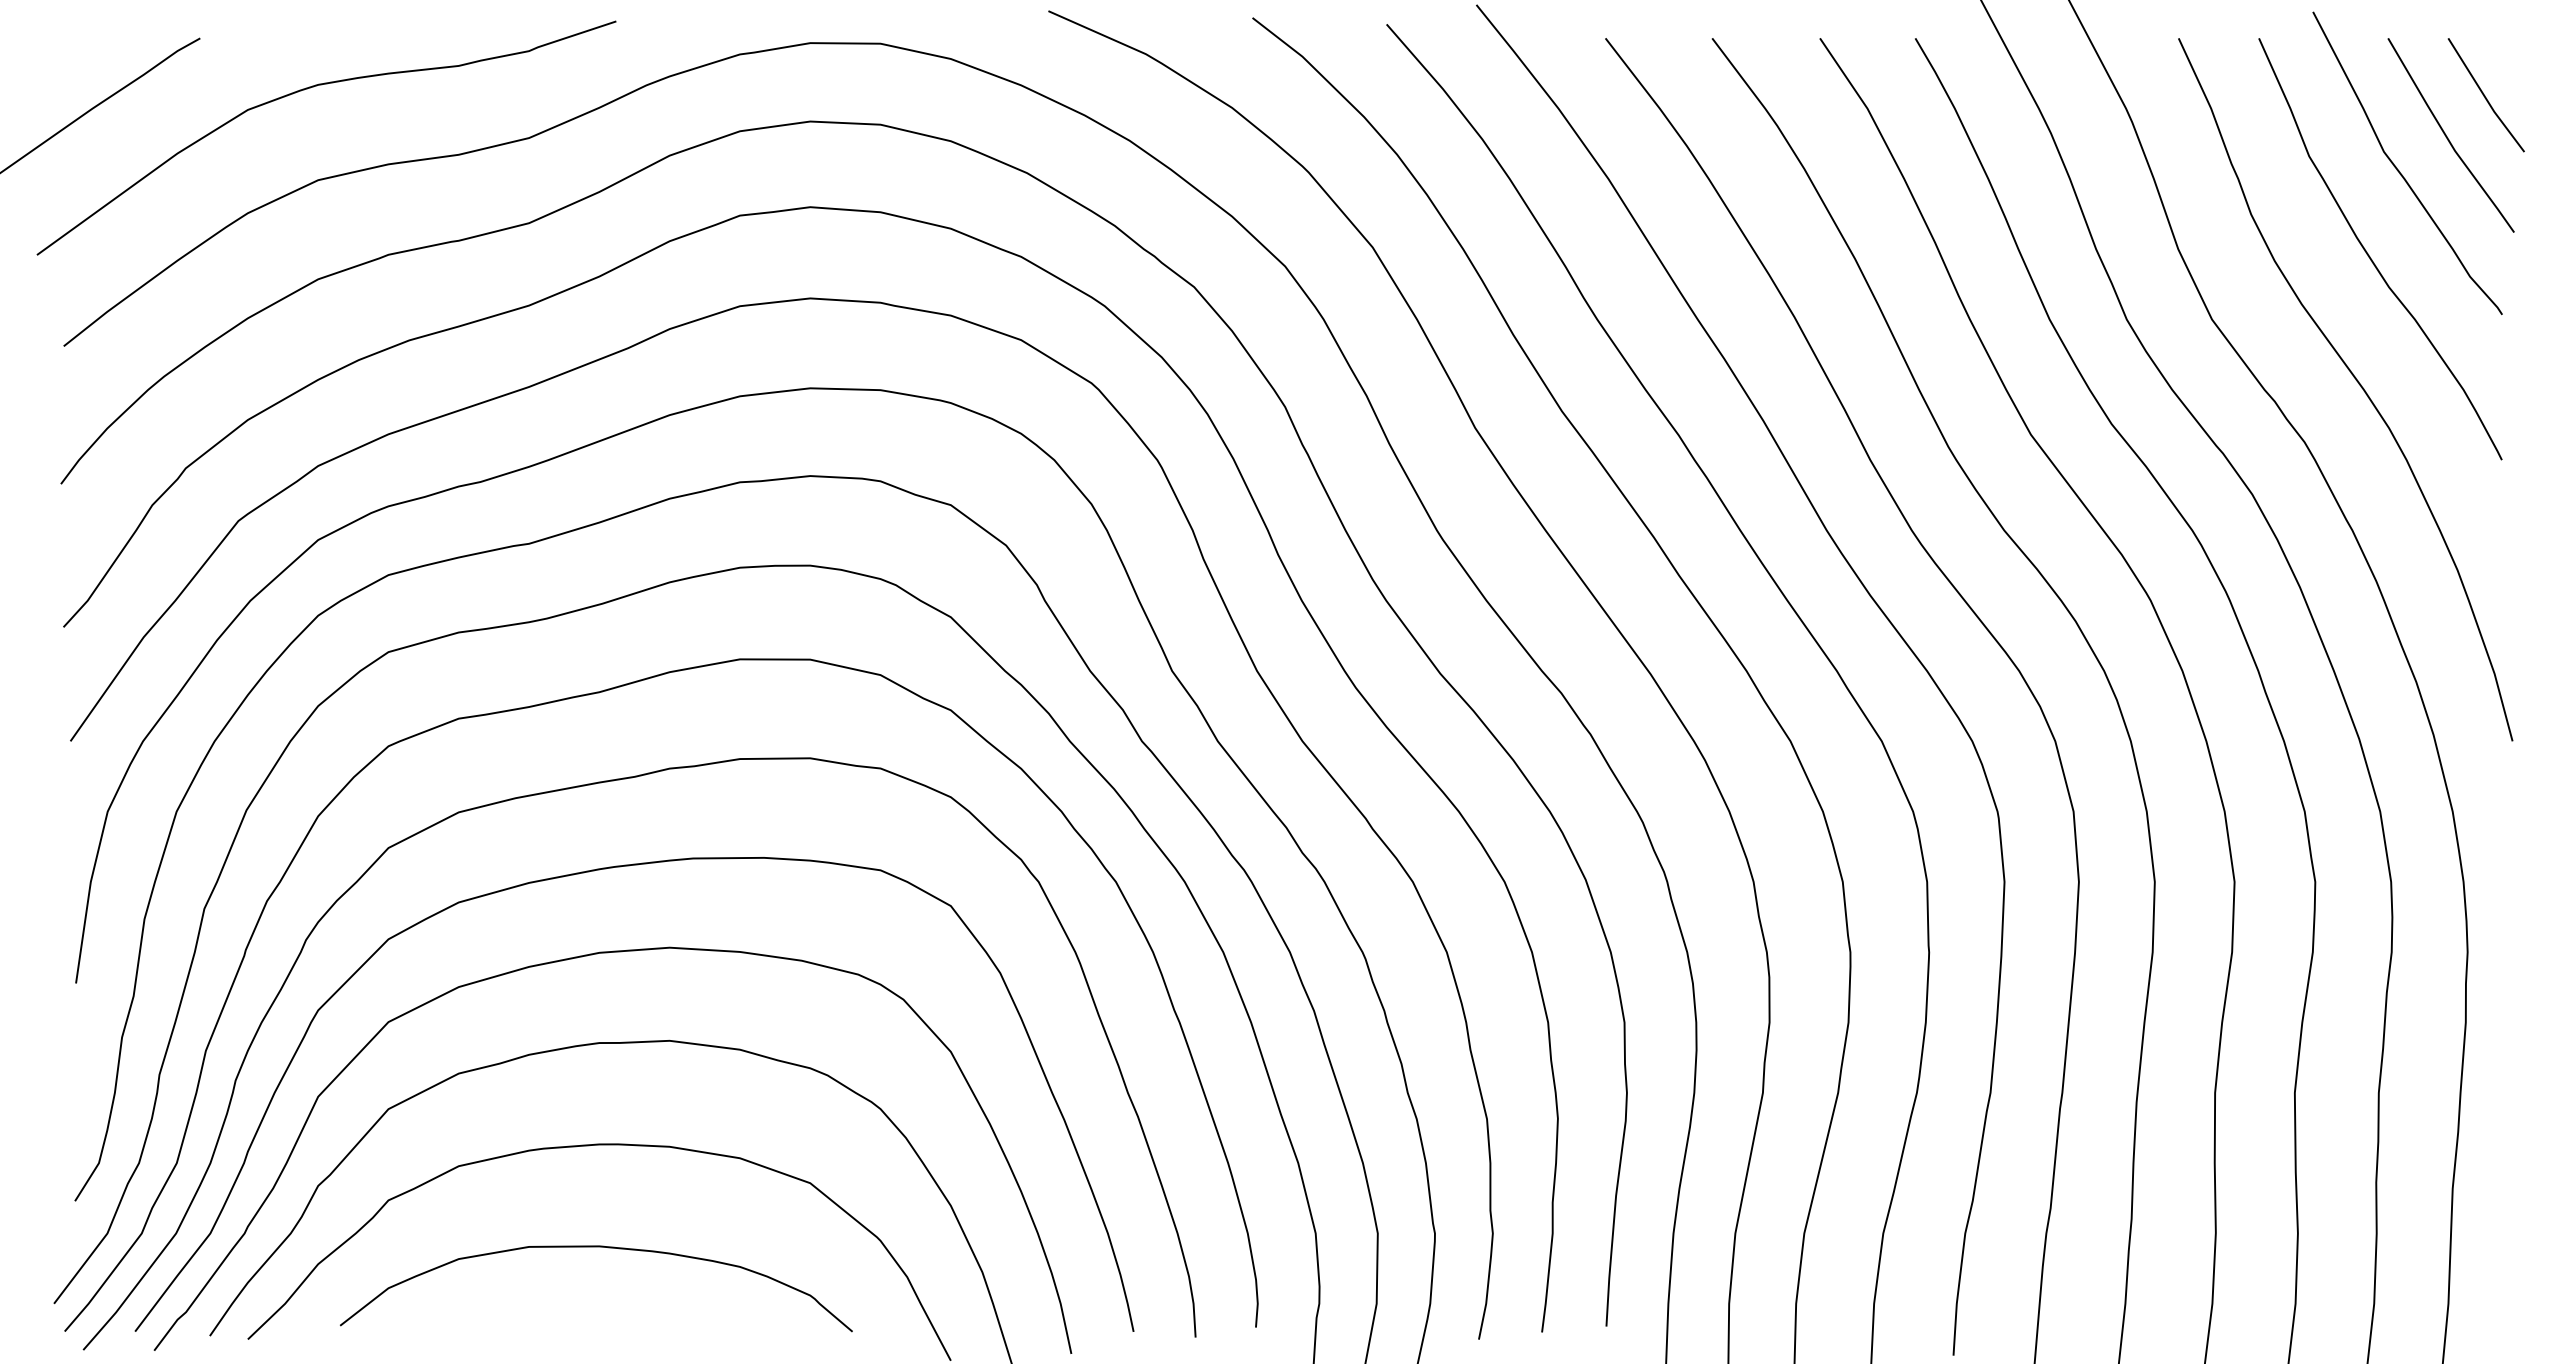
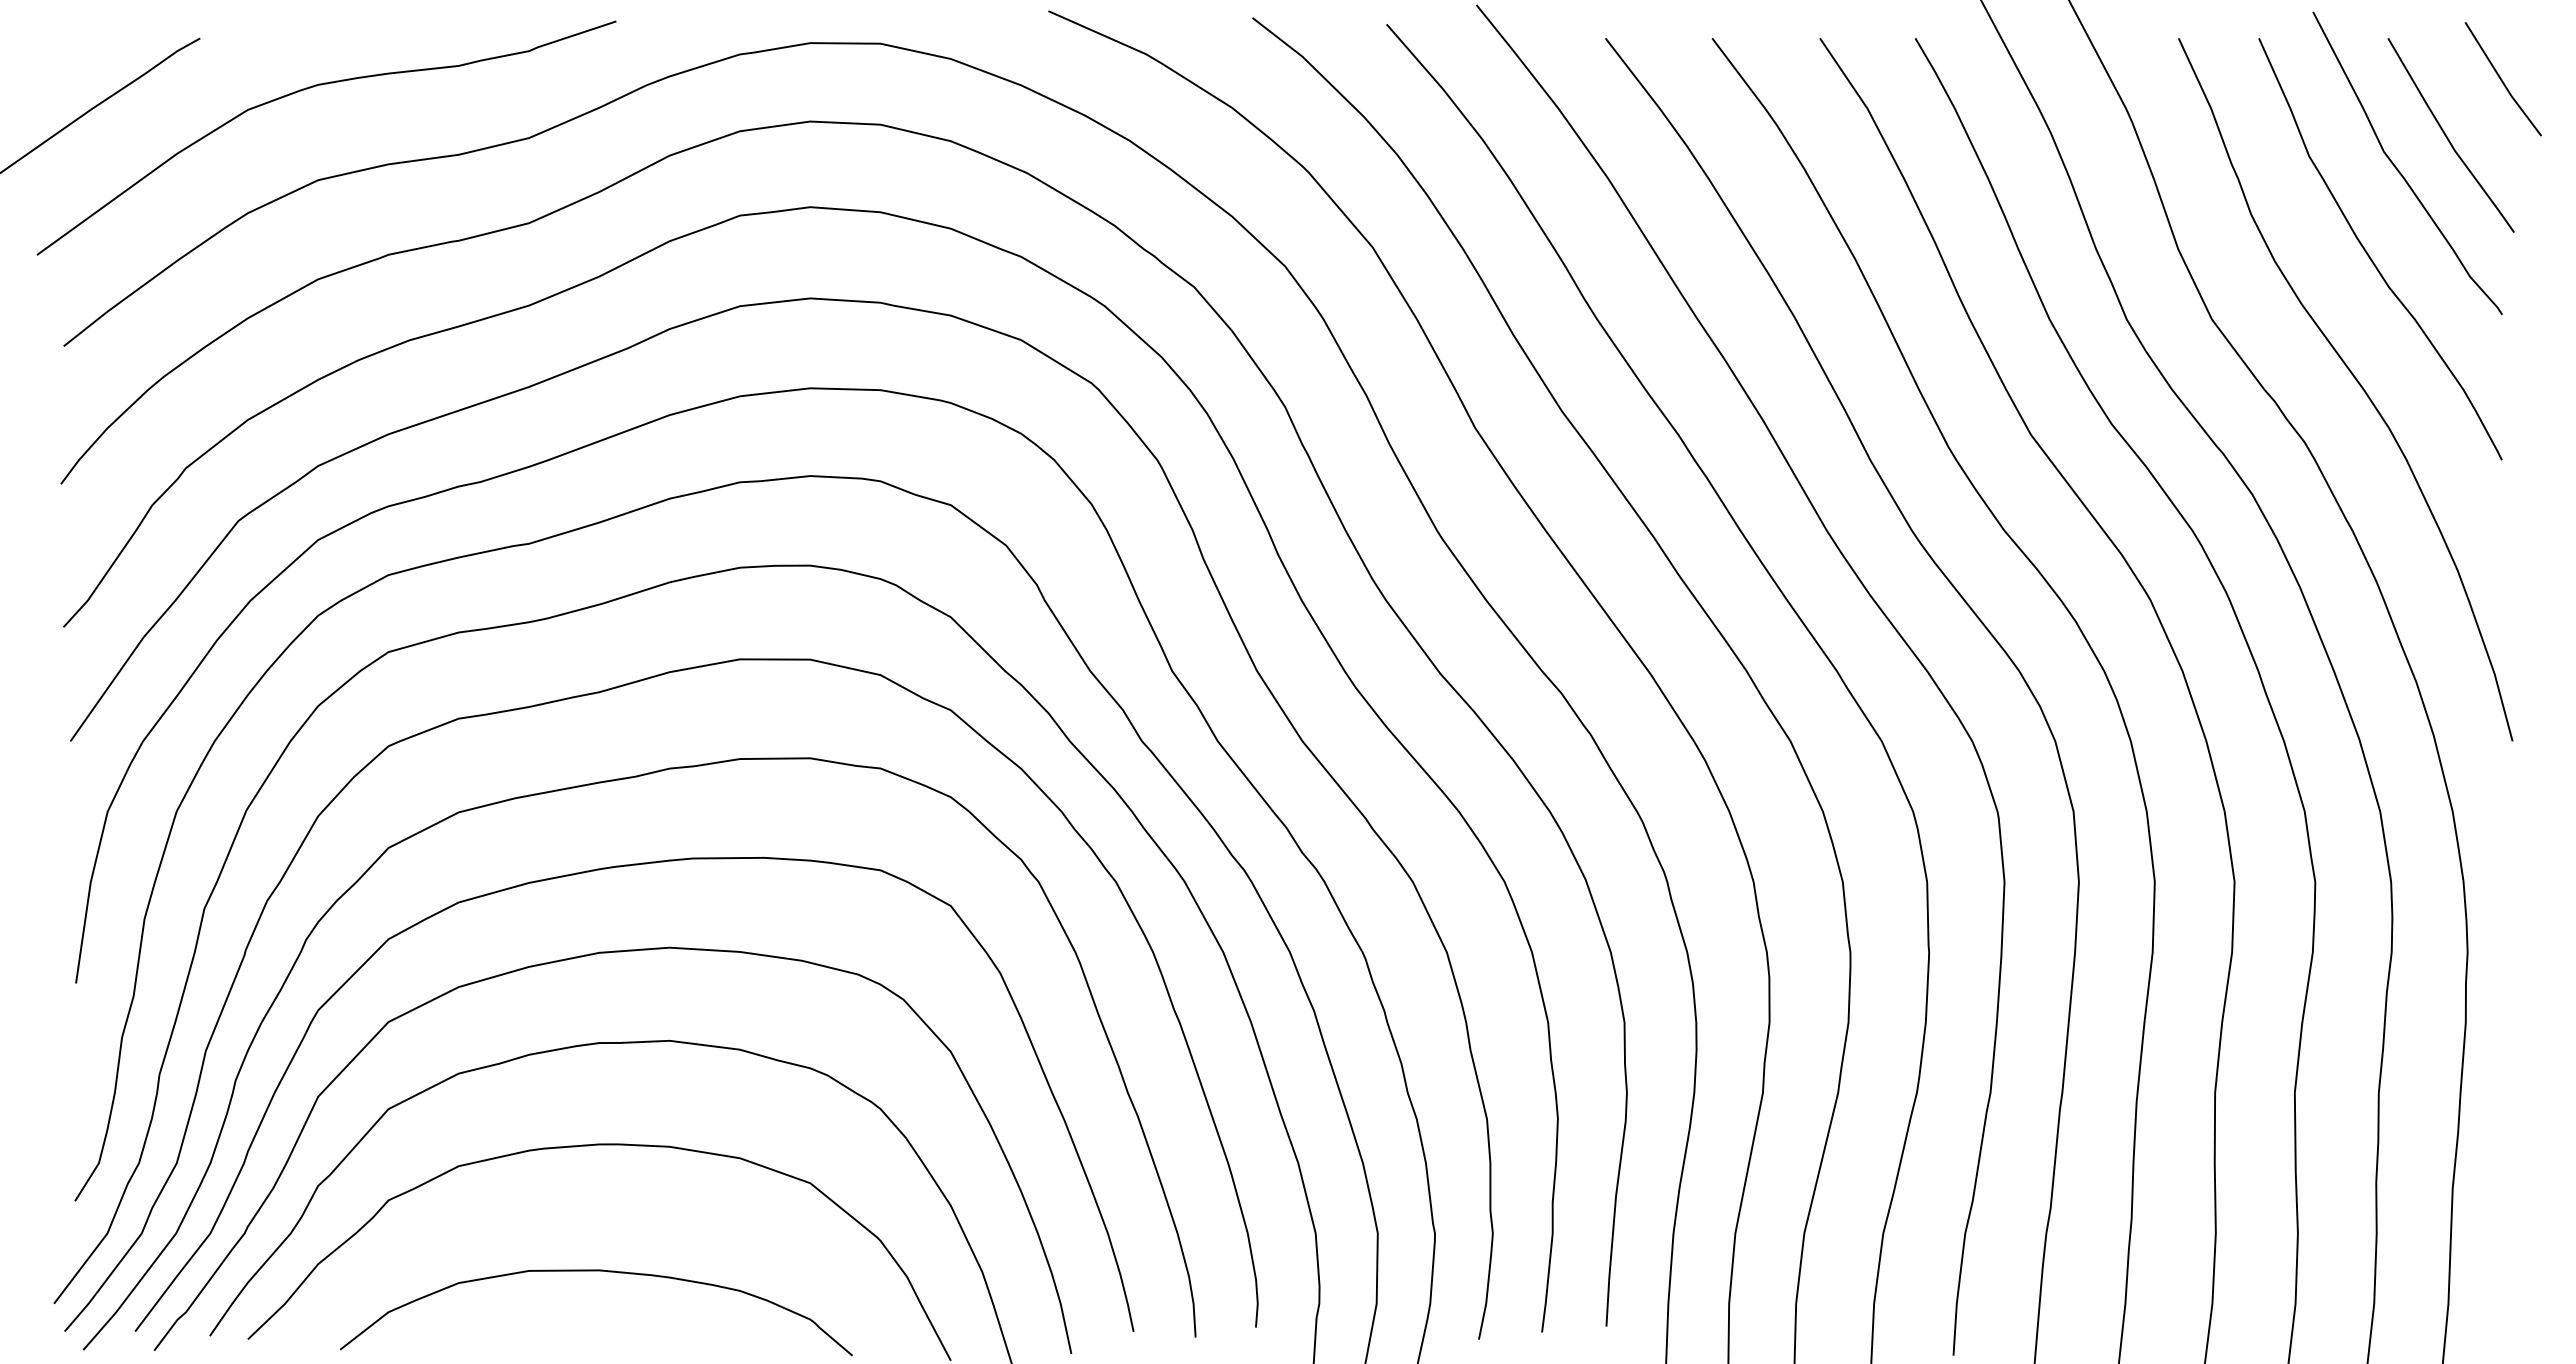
line position: (2485, 95) -> (2502, 79) (2502, 79)
curve position: (596, 1247) -> (596, 1271) (596, 1271)
